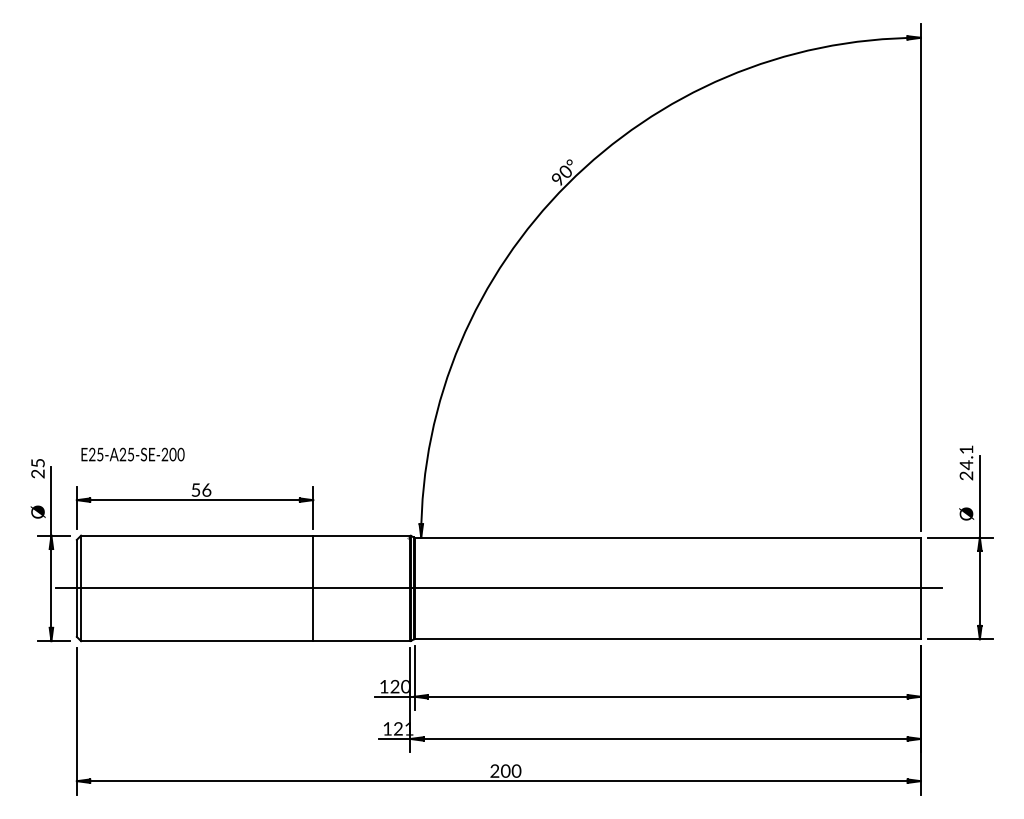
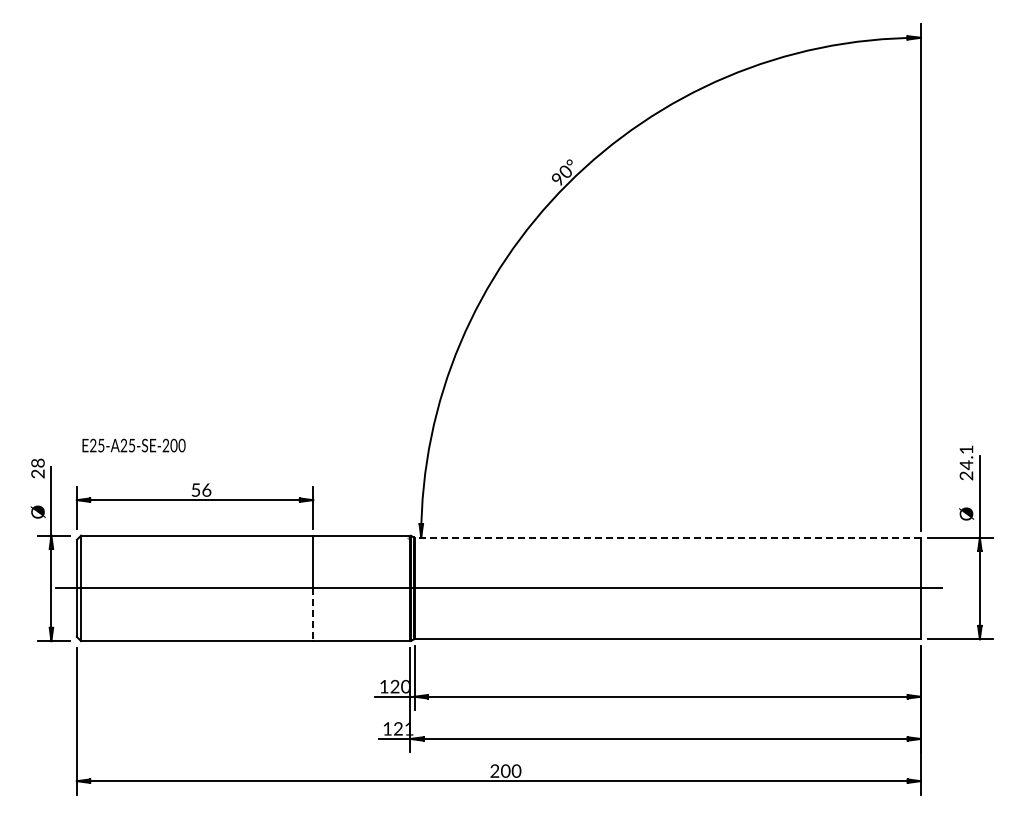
text position: (132, 454) -> (133, 445) (133, 445)
text: 25 -> 28 (37, 462)
line: solid -> dashed (667, 537)
line: solid -> dashed (313, 615)
